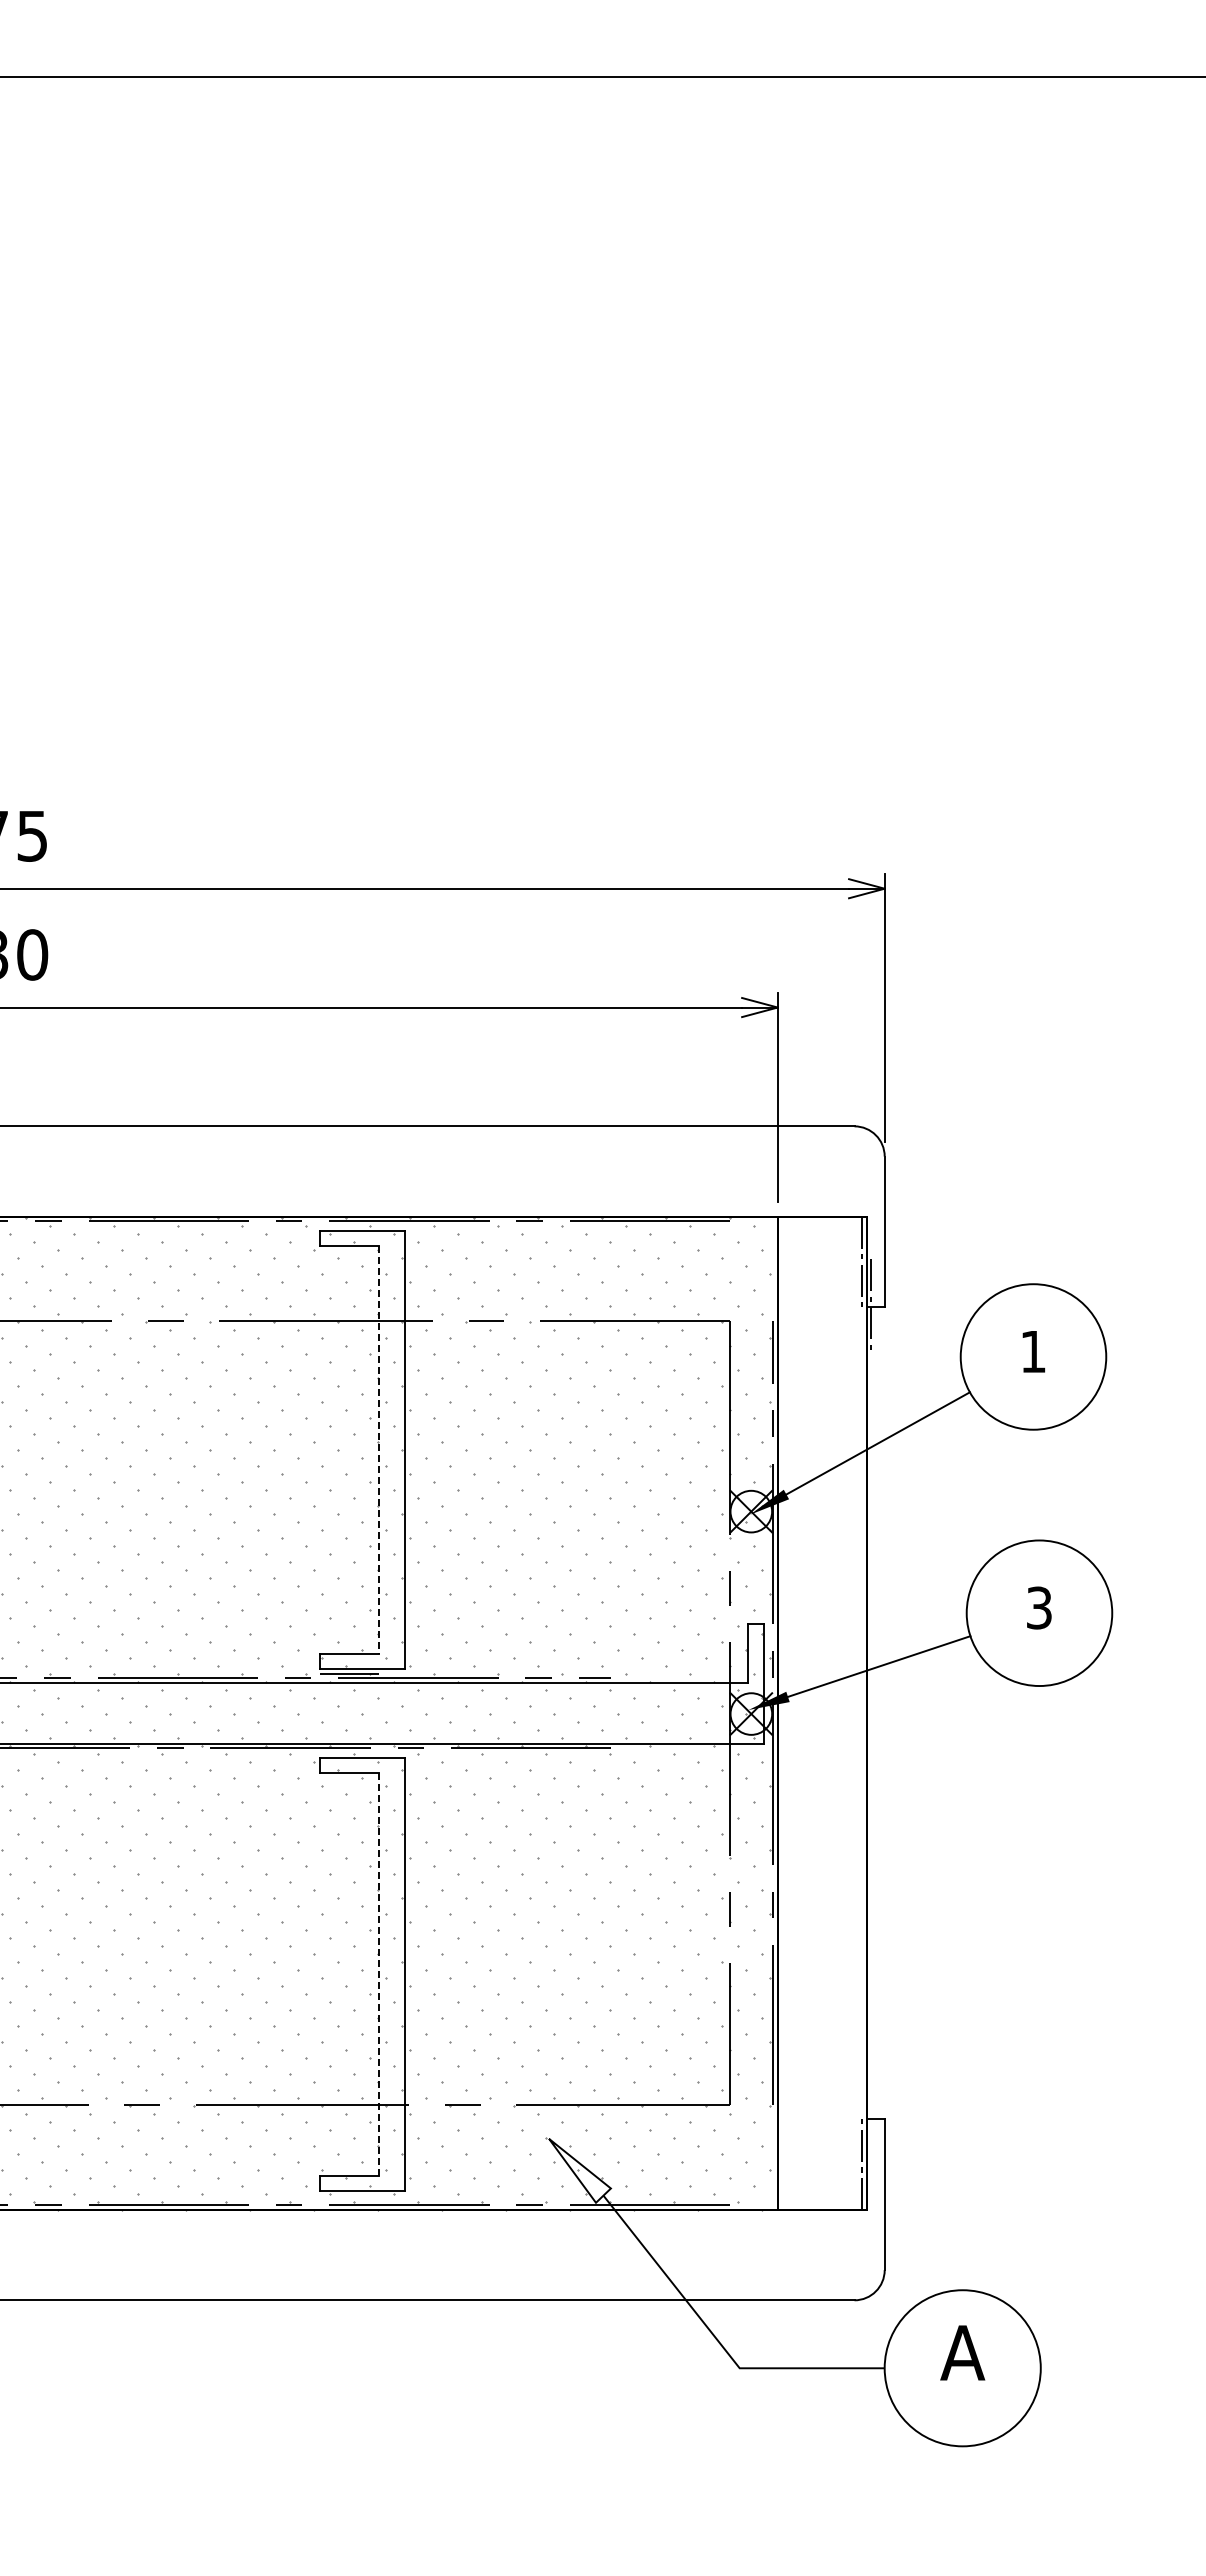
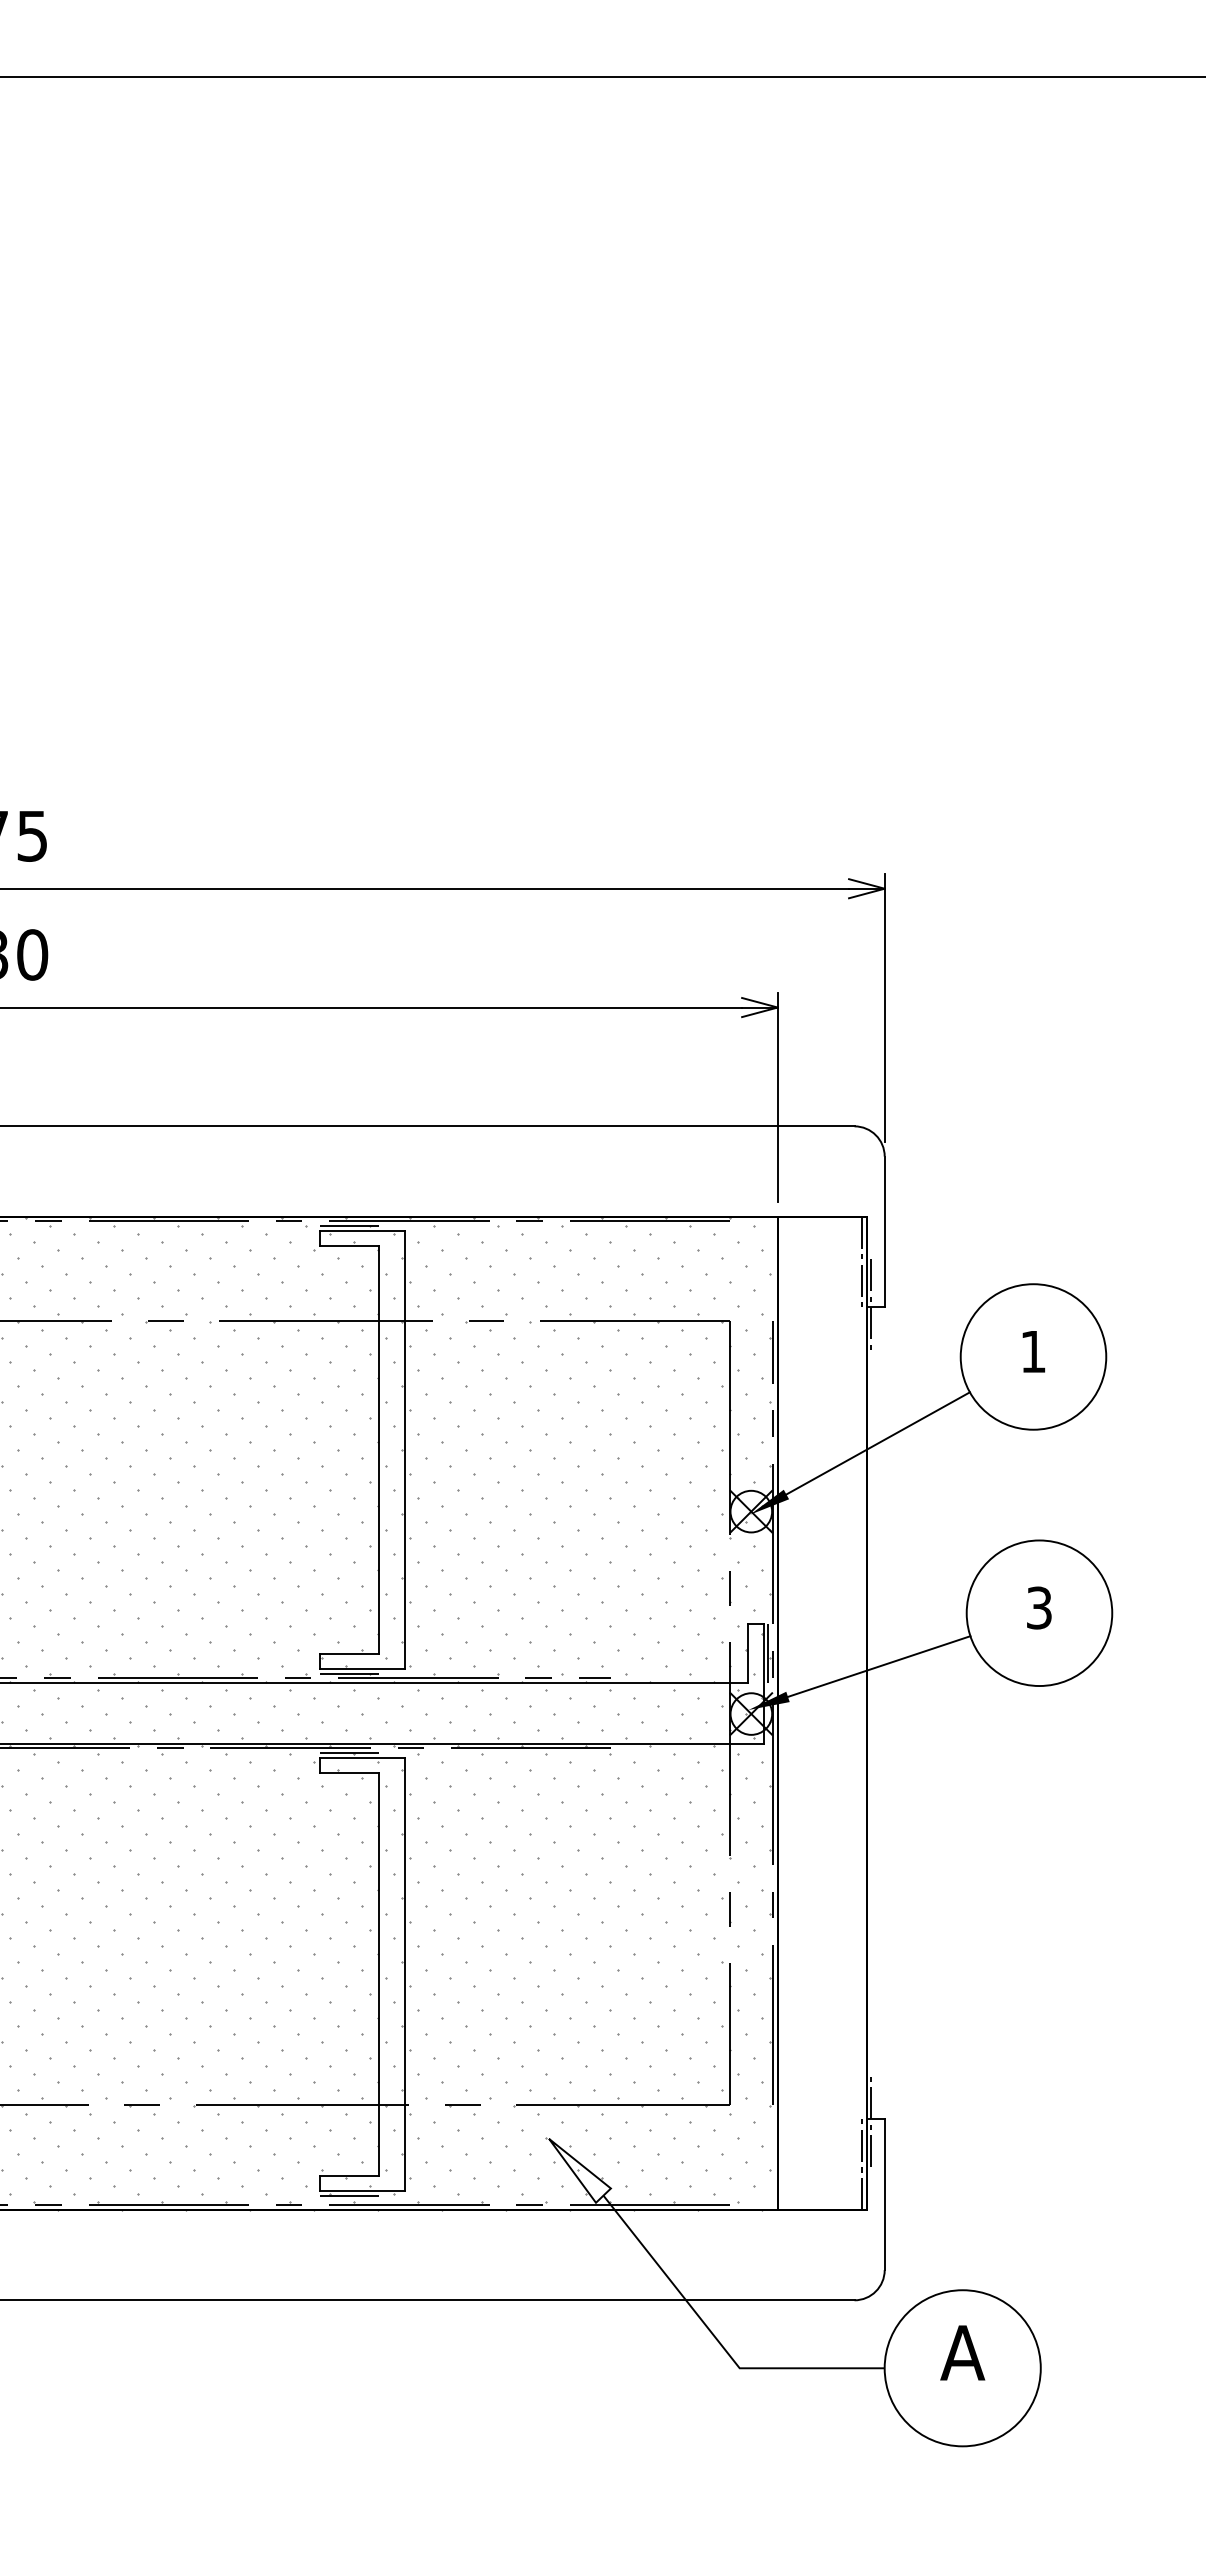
line: none -> present (349, 1226)
line: dashed -> solid (378, 1449)
line: none -> present (768, 1653)
line: none -> present (349, 1753)
line: dashed -> solid (378, 1974)
line: none -> present (871, 2121)
line: none -> present (349, 2195)
